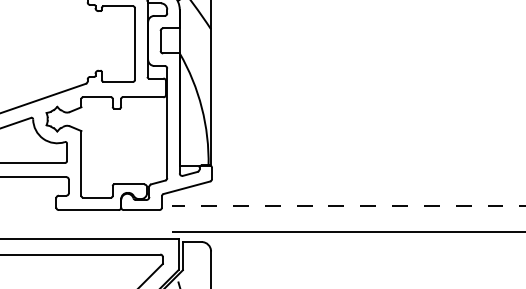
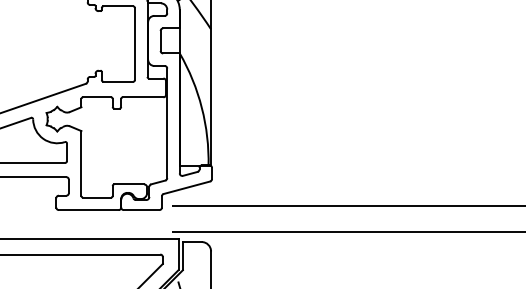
line: dashed -> solid (348, 206)
